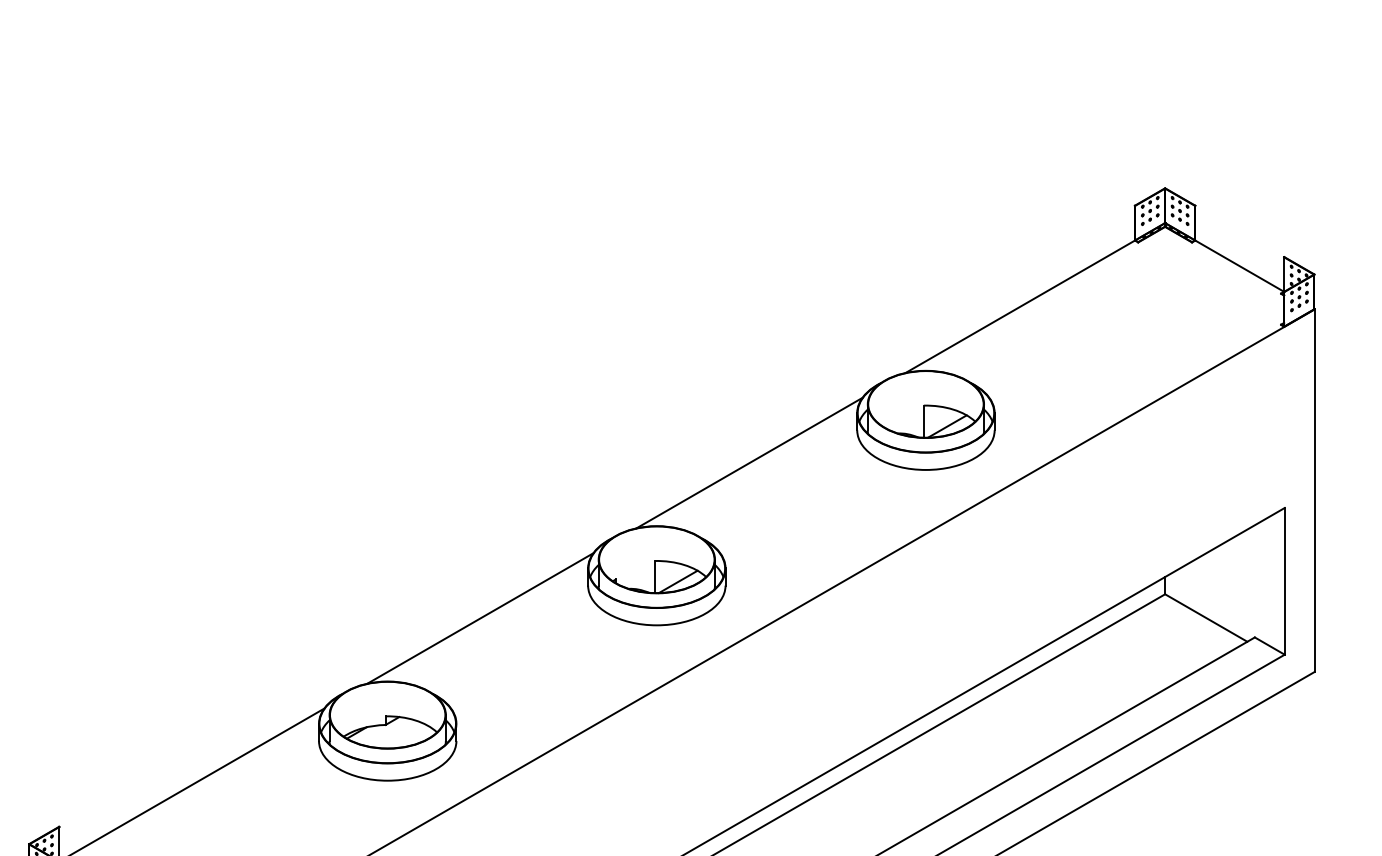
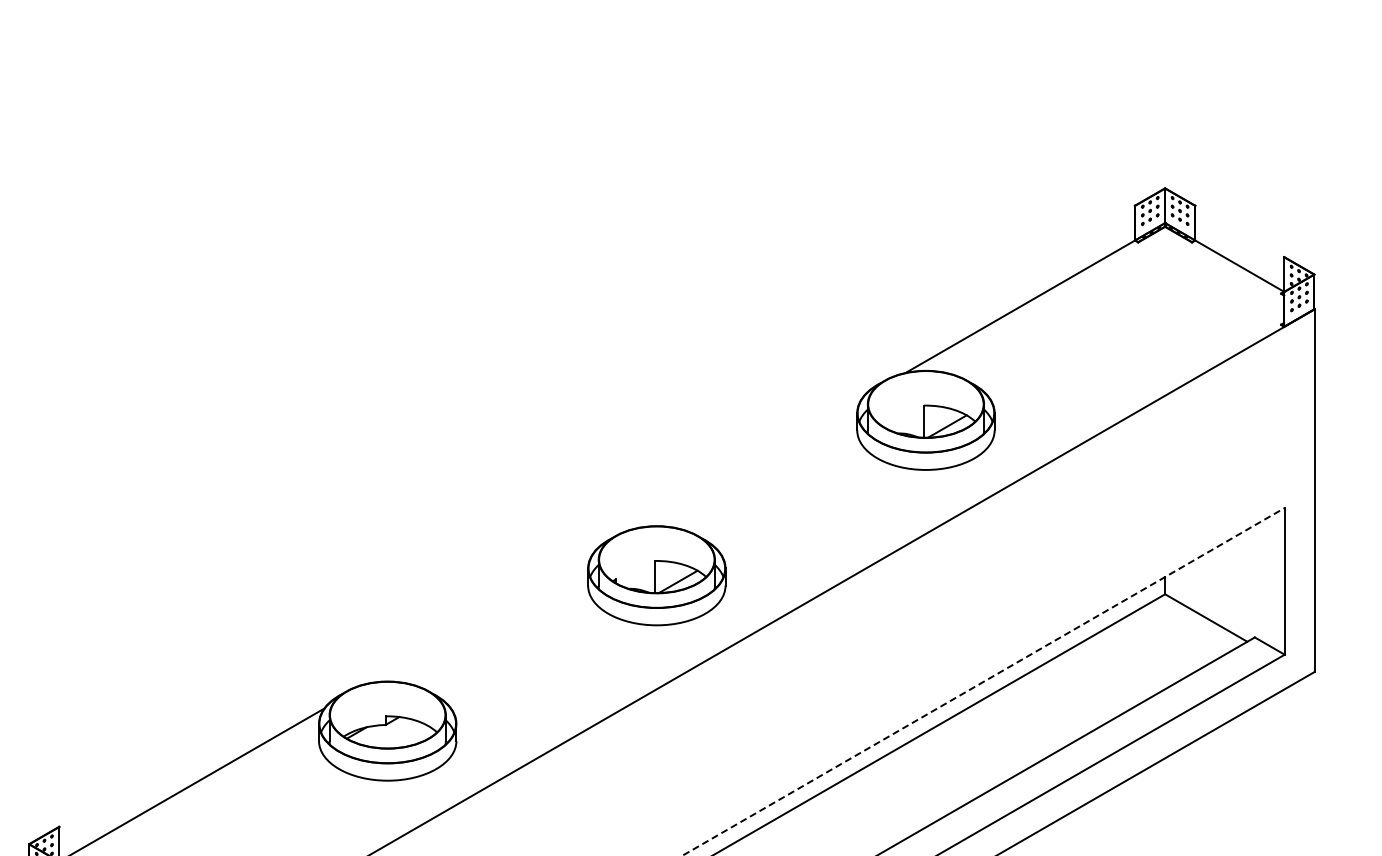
line: present -> none (749, 462)
line: present -> none (480, 618)
line: solid -> dashed (983, 681)
